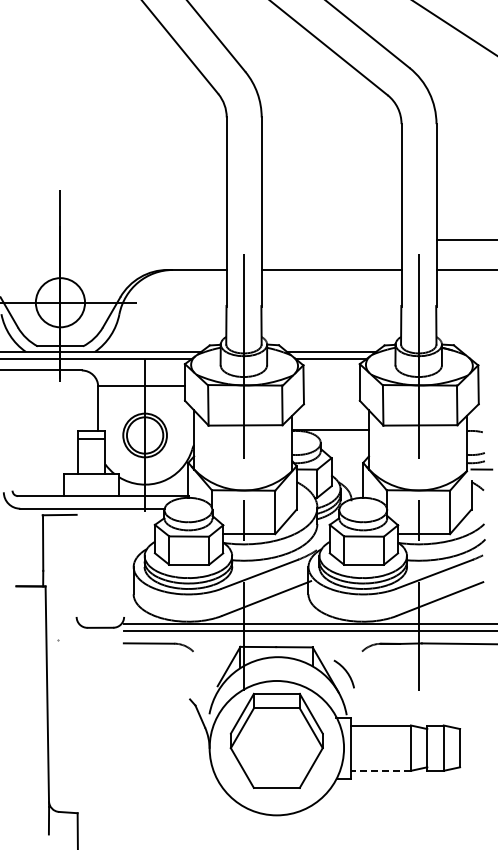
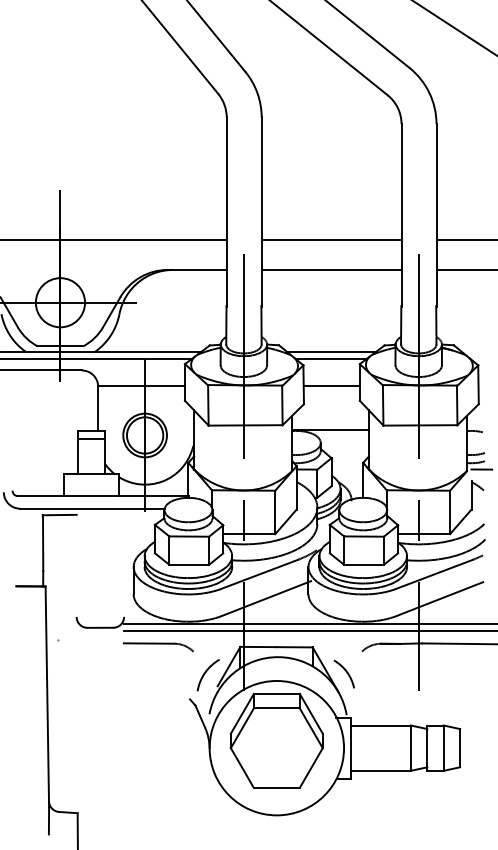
line: none -> present (114, 239)
line: none -> present (331, 239)
line: none -> present (331, 386)
arc: none -> present (205, 674)
line: dashed -> solid (380, 770)
